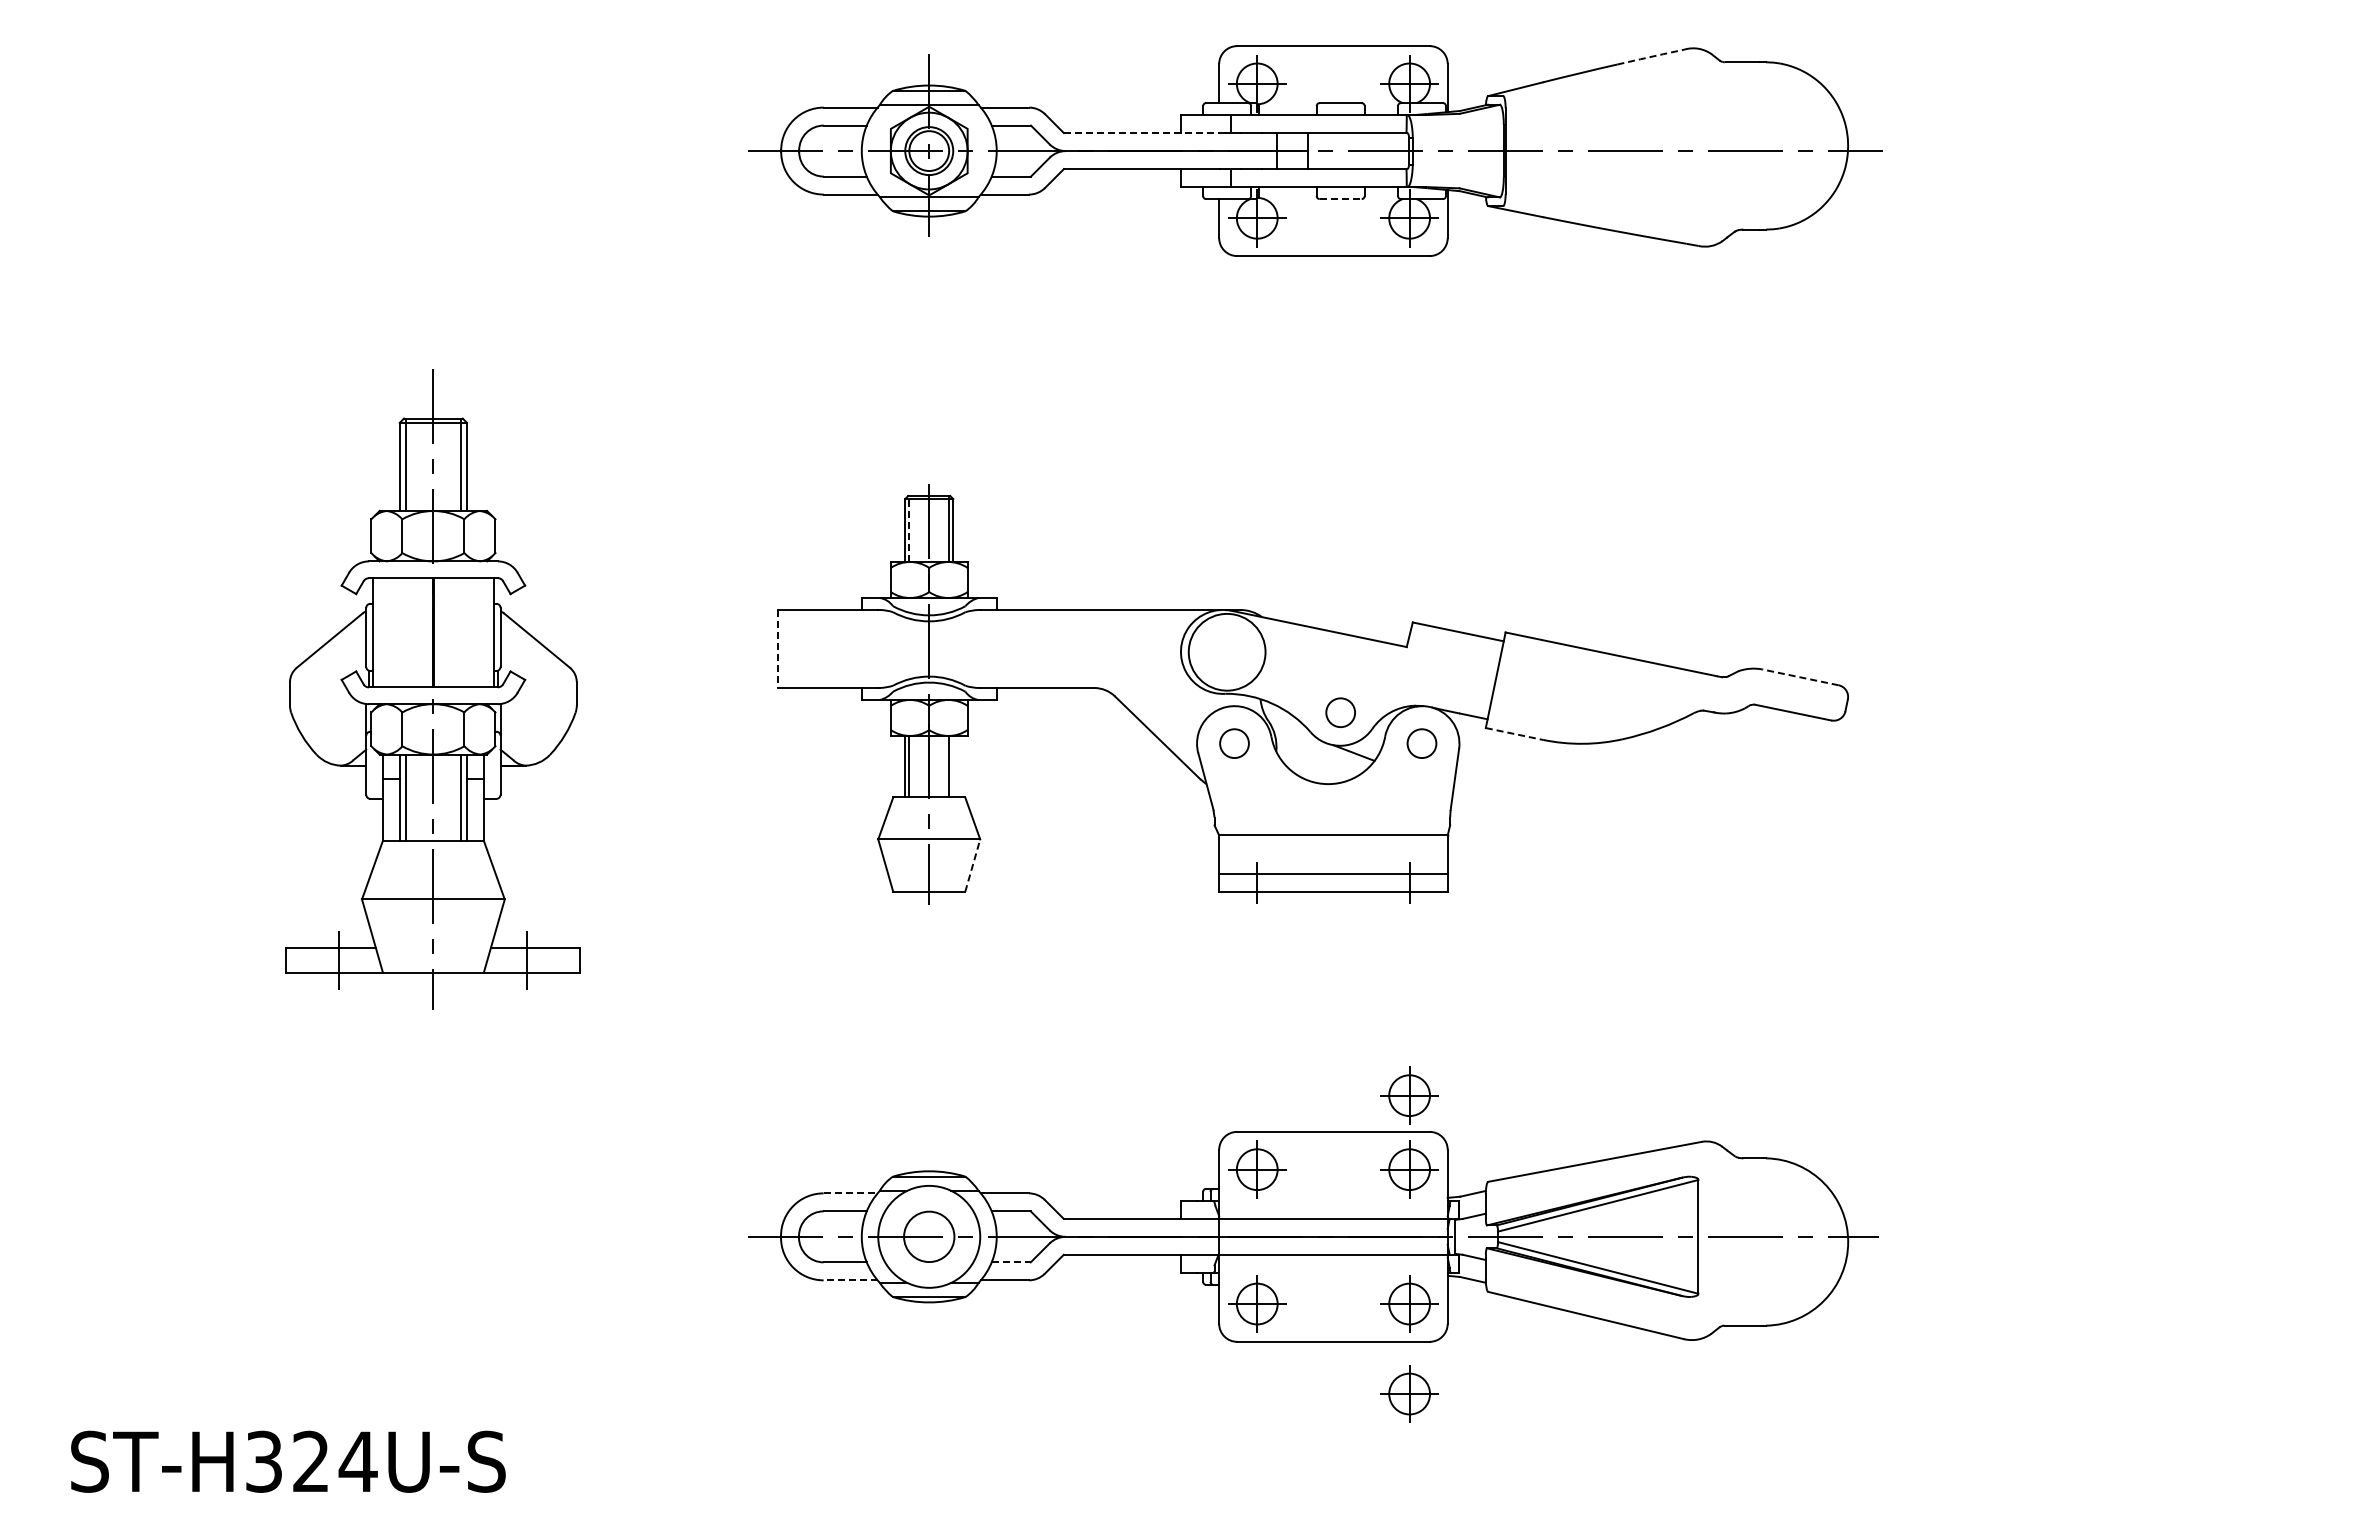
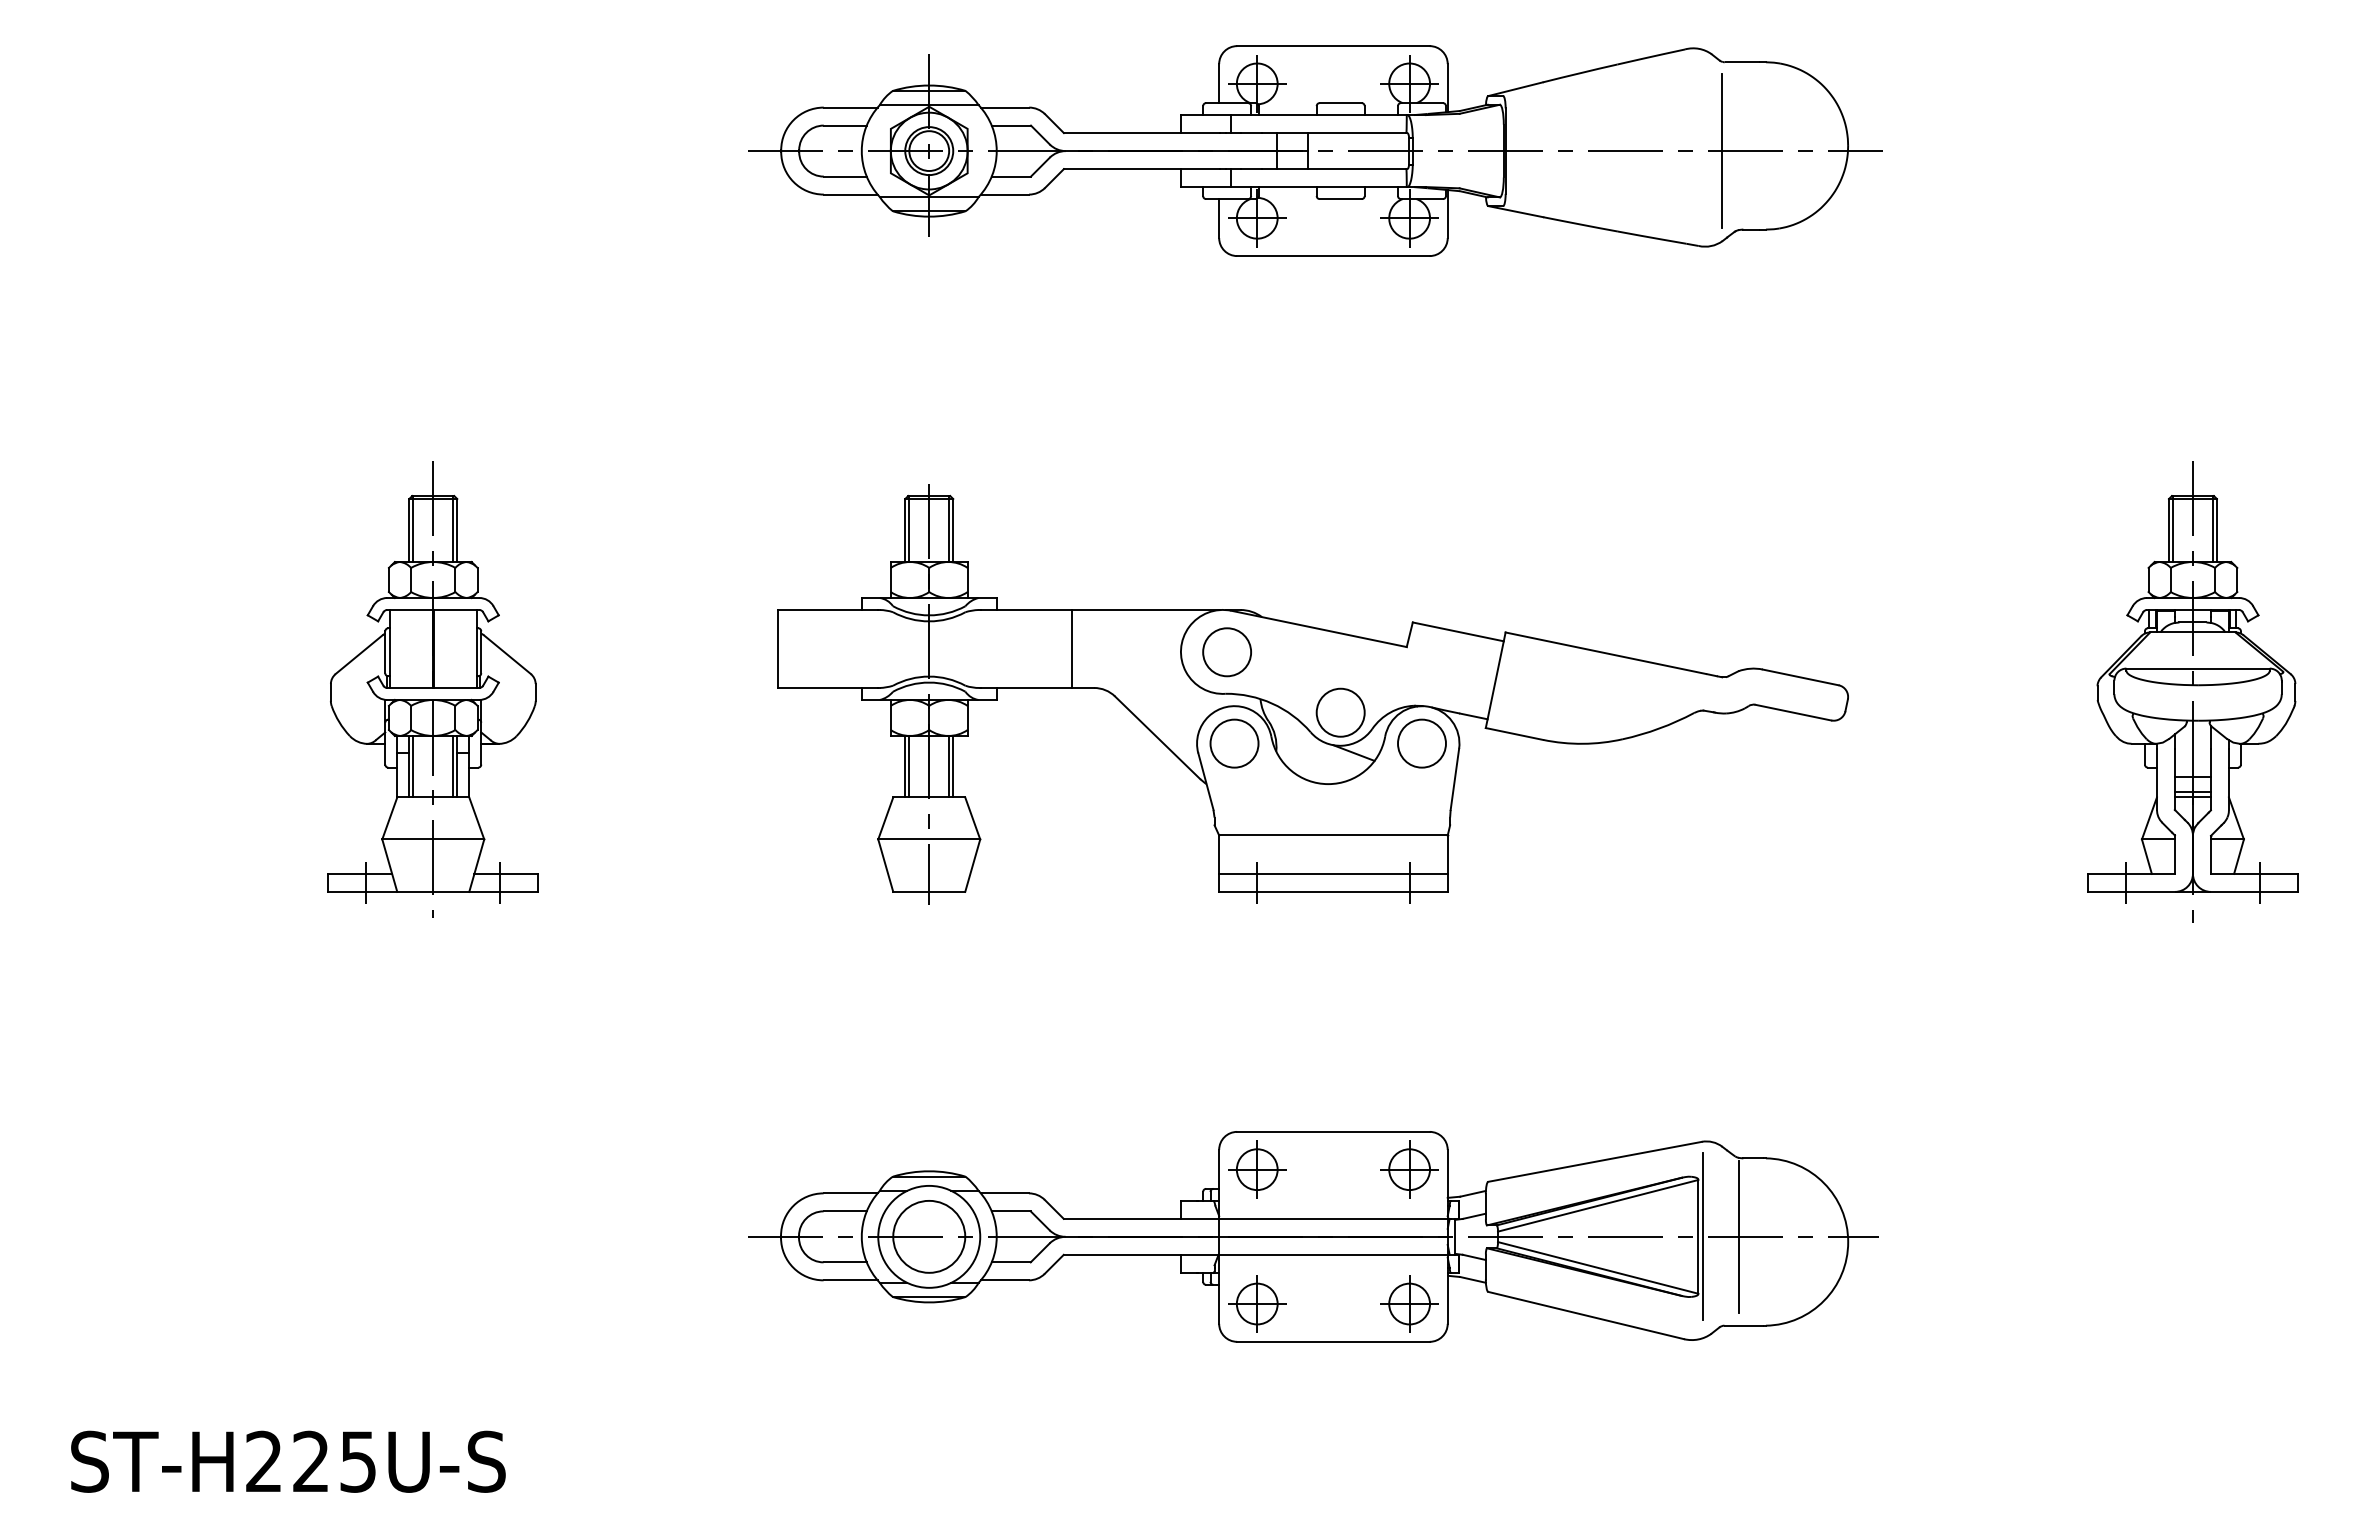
line: dashed -> solid (1651, 56)
line: dashed -> solid (1142, 133)
line: none -> present (1722, 150)
line: dashed -> solid (1340, 199)
line: dashed -> solid (909, 529)
line: dashed -> solid (778, 648)
line: none -> present (1072, 648)
circle diameter: 77 px -> 48 px (1227, 652)
line: dashed -> solid (1800, 677)
part size: 296x641 px -> 212x457 px (432, 689)
part: none -> present (2192, 691)
circle diameter: 29 px -> 48 px (1340, 712)
line: dashed -> solid (1514, 734)
circle diameter: 29 px -> 48 px (1234, 743)
circle diameter: 29 px -> 48 px (1421, 743)
line: none -> present (953, 766)
line: dashed -> solid (972, 865)
part: present -> none (1409, 1095)
line: dashed -> solid (850, 1193)
circle diameter: 50 px -> 72 px (929, 1236)
line: none -> present (1703, 1236)
line: none -> present (1738, 1236)
line: dashed -> solid (1011, 1262)
line: dashed -> solid (850, 1280)
part: present -> none (1409, 1393)
text: ST-H324U-S -> ST-H225U-S (311, 1461)
